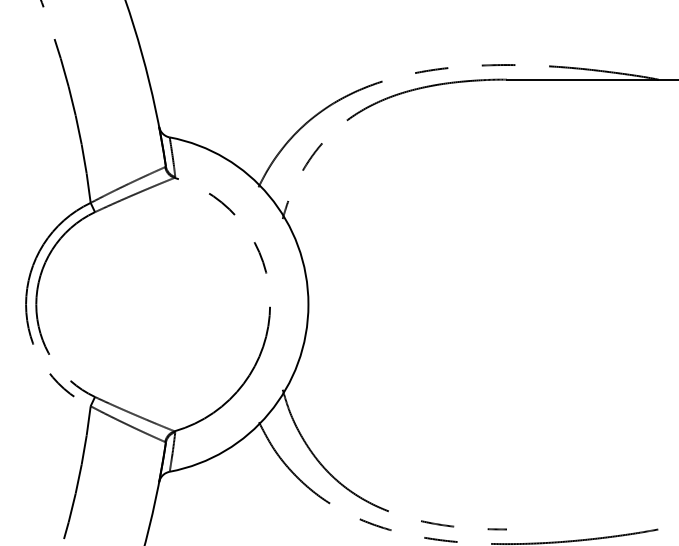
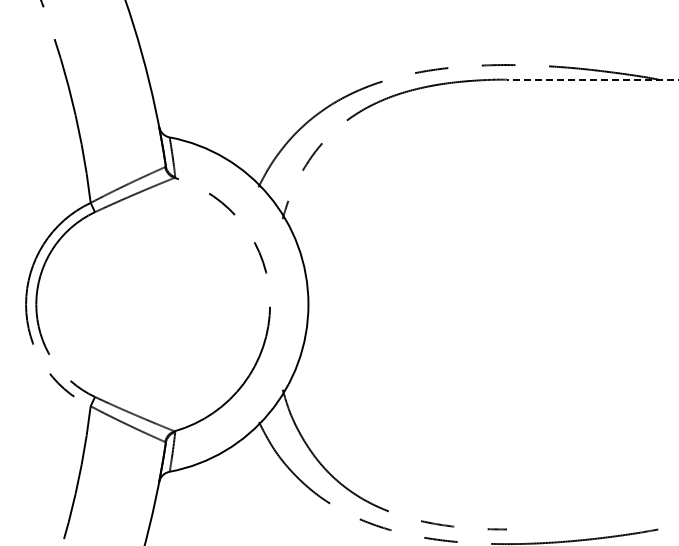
line: solid -> dashed (592, 79)
